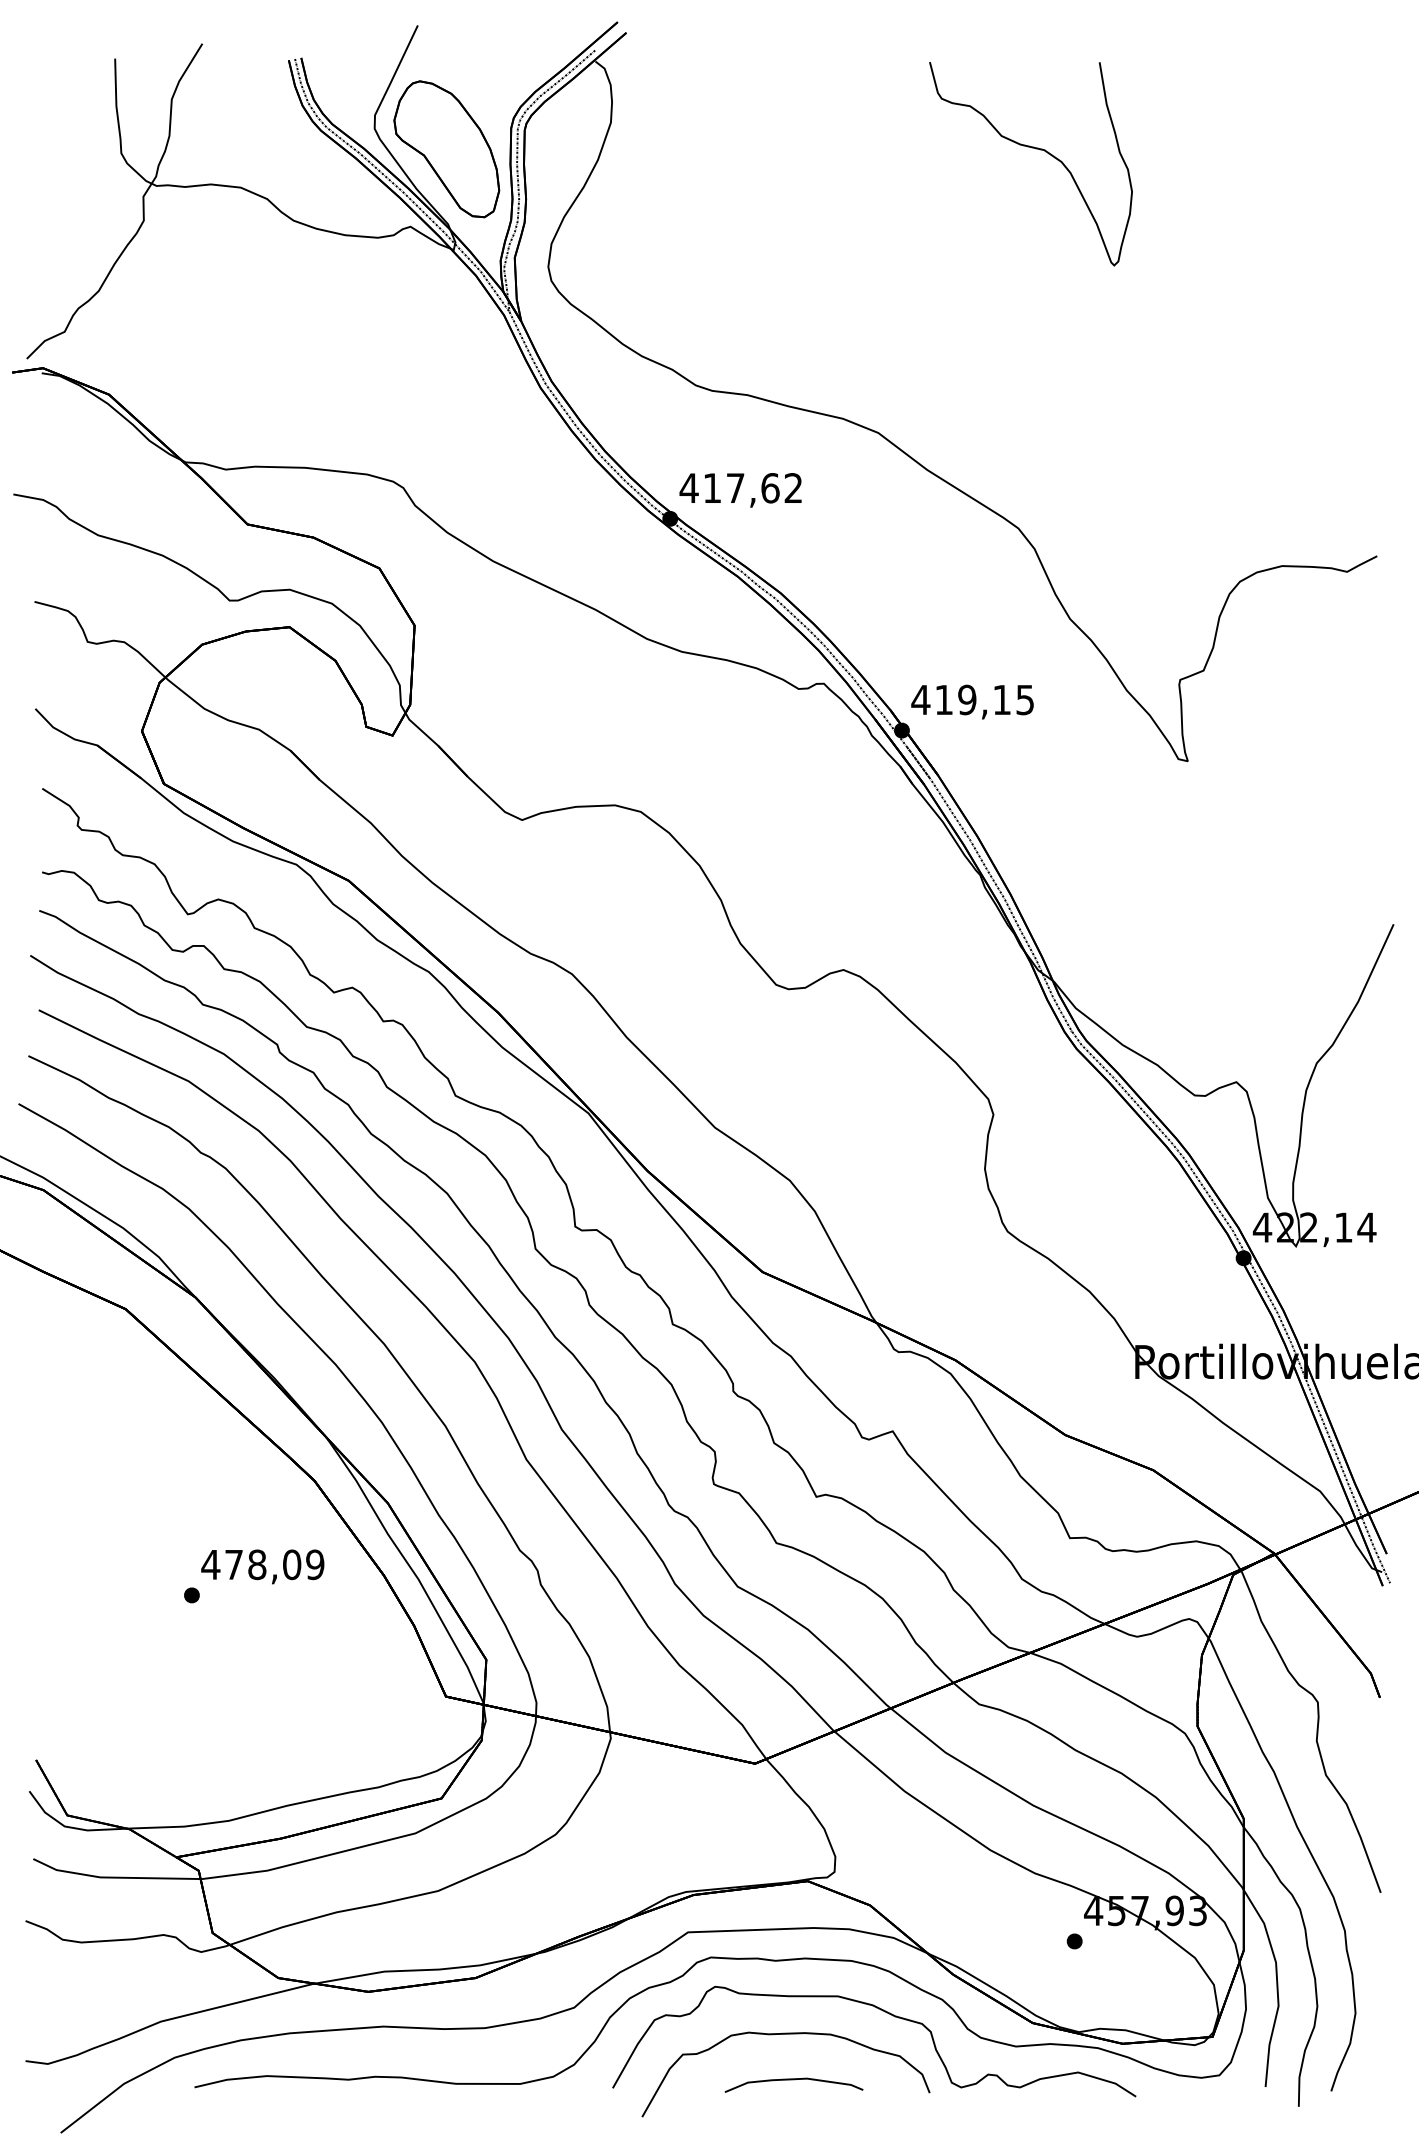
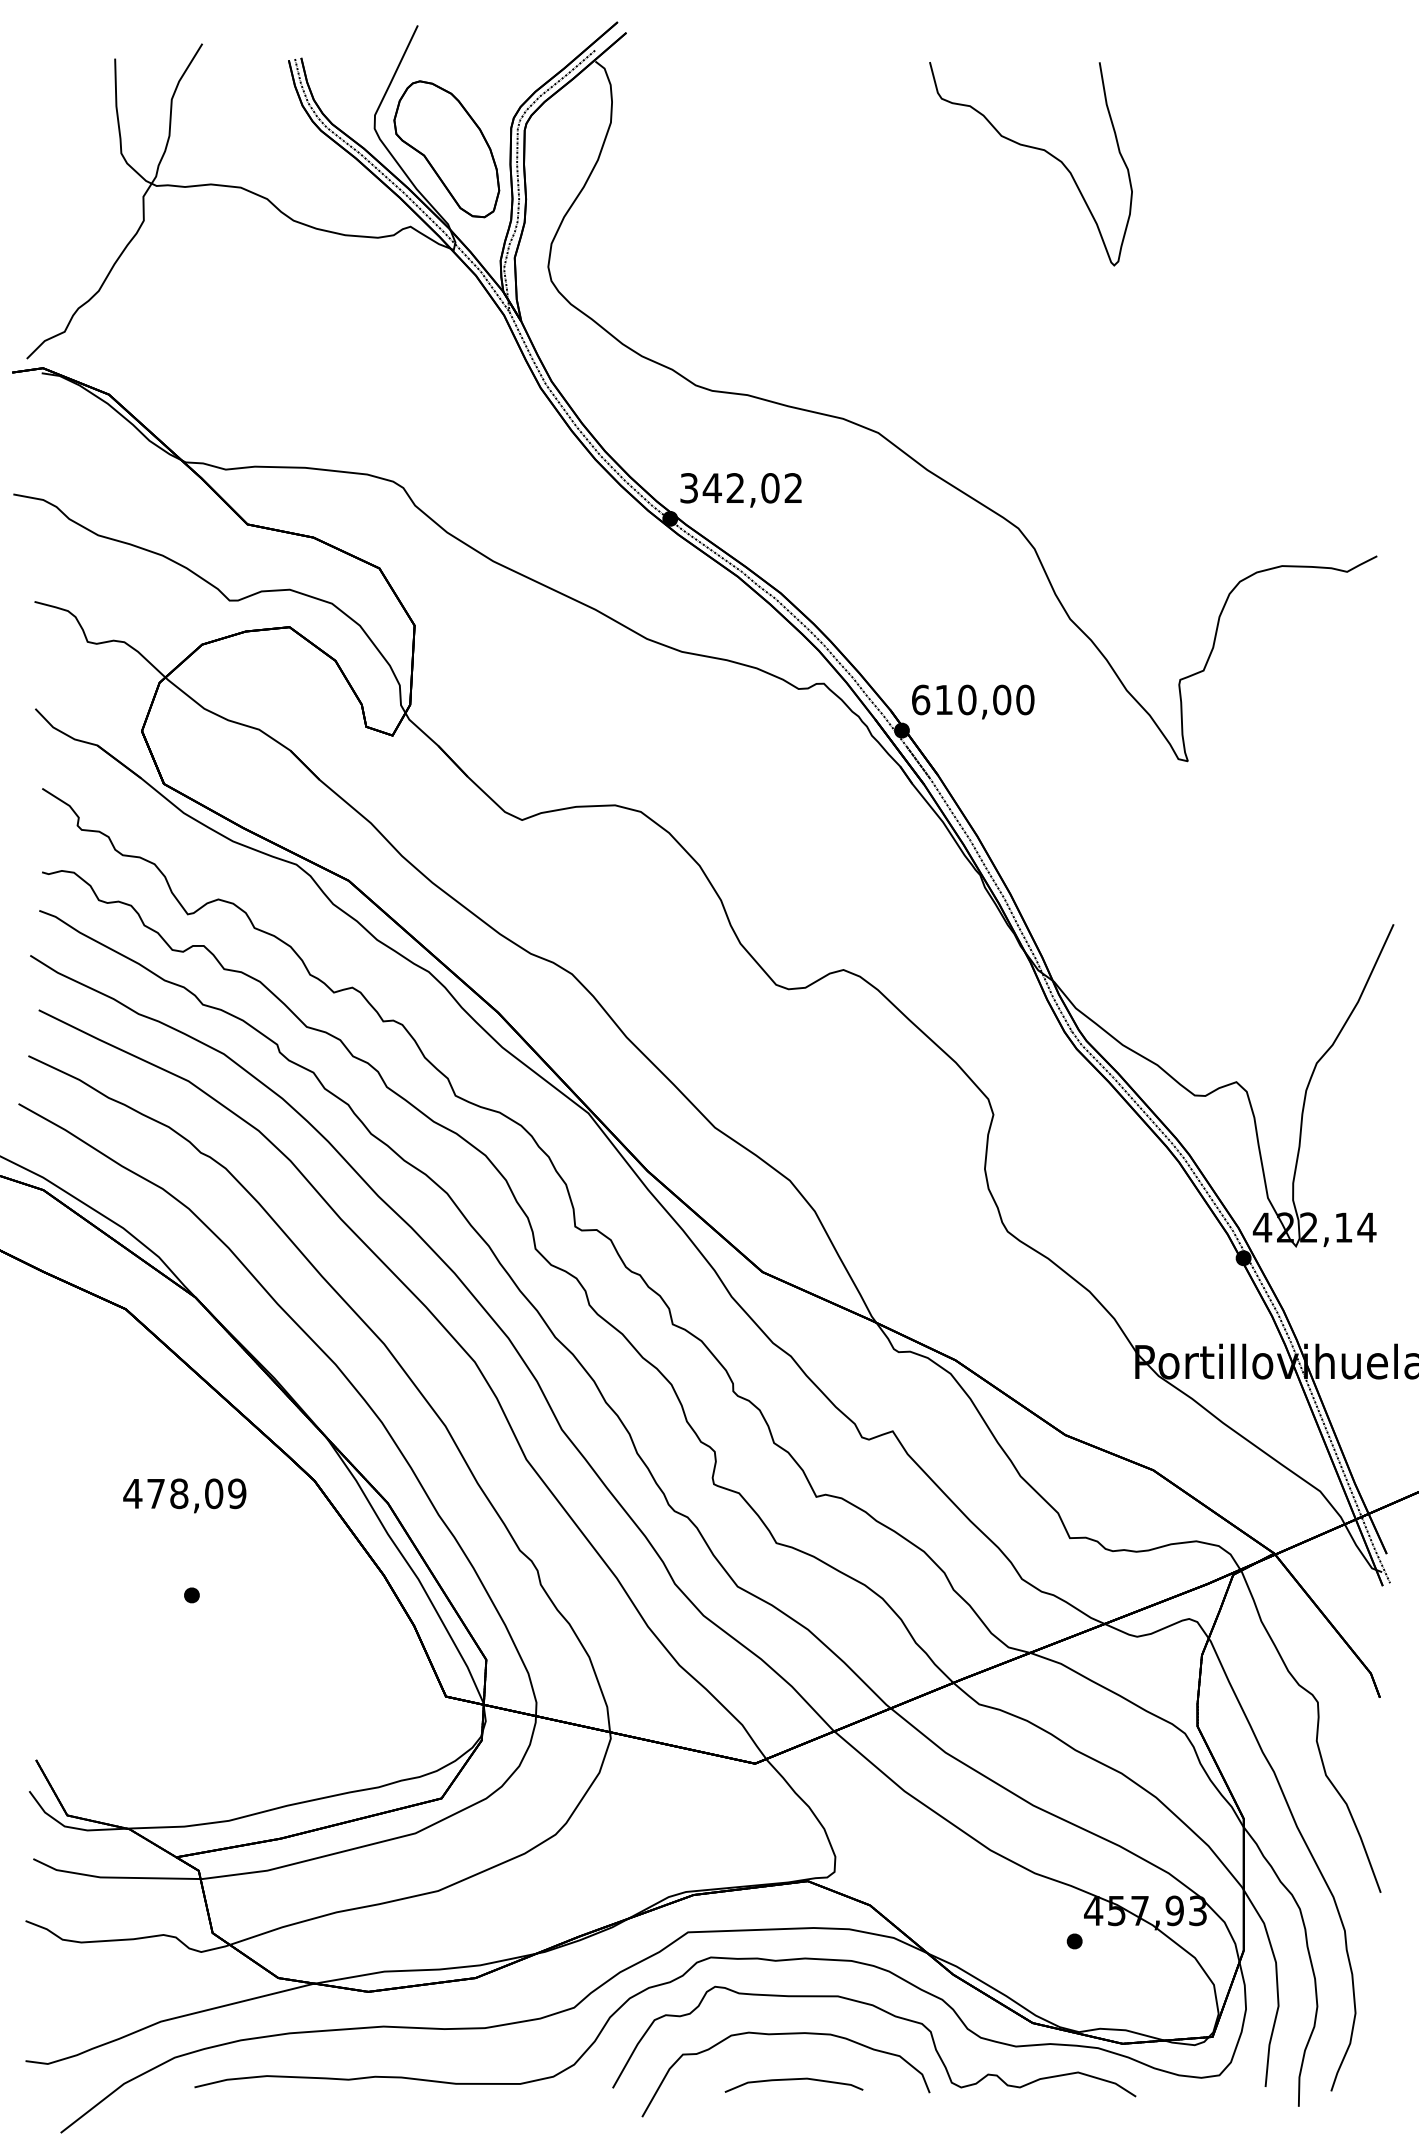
text: 417,62 -> 342,02 (729, 488)
text: 419,15 -> 610,00 (972, 699)
text position: (262, 1566) -> (184, 1495) (184, 1495)
